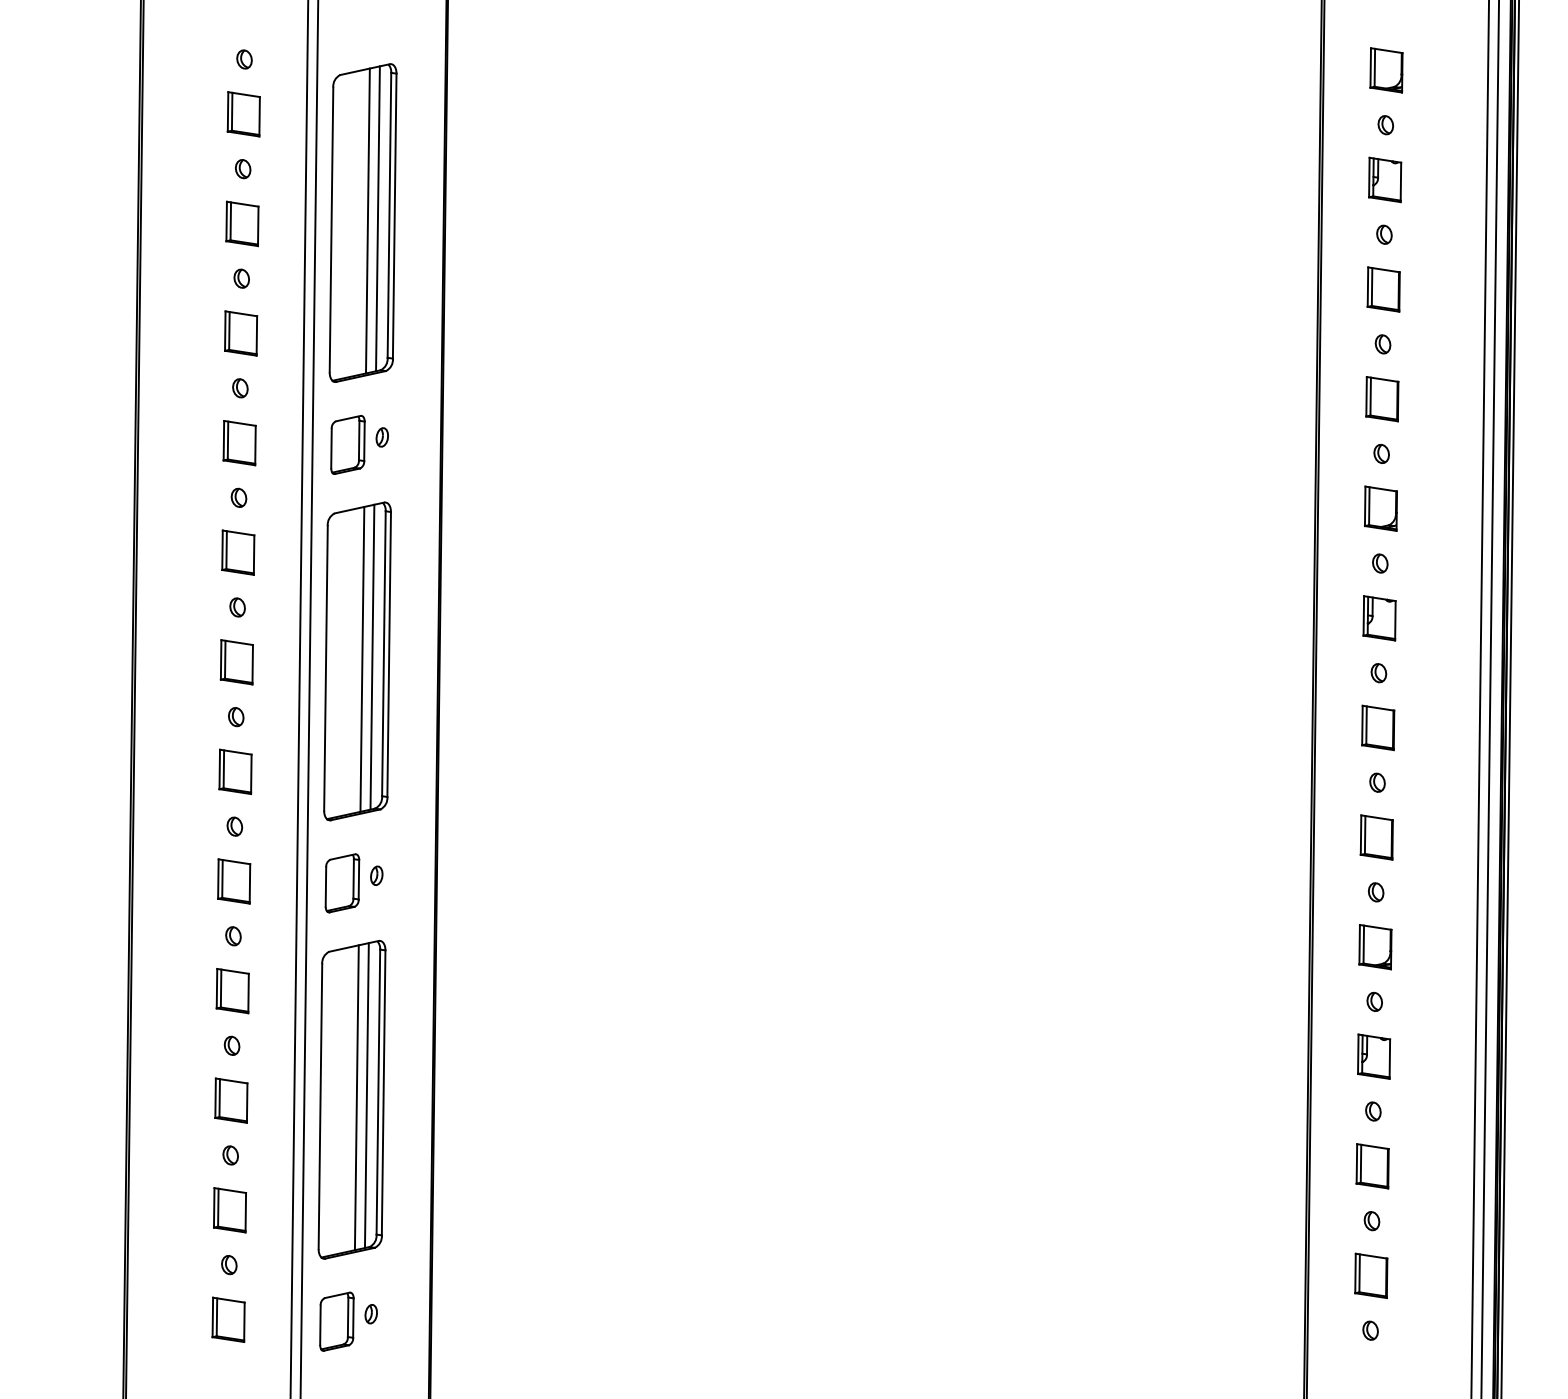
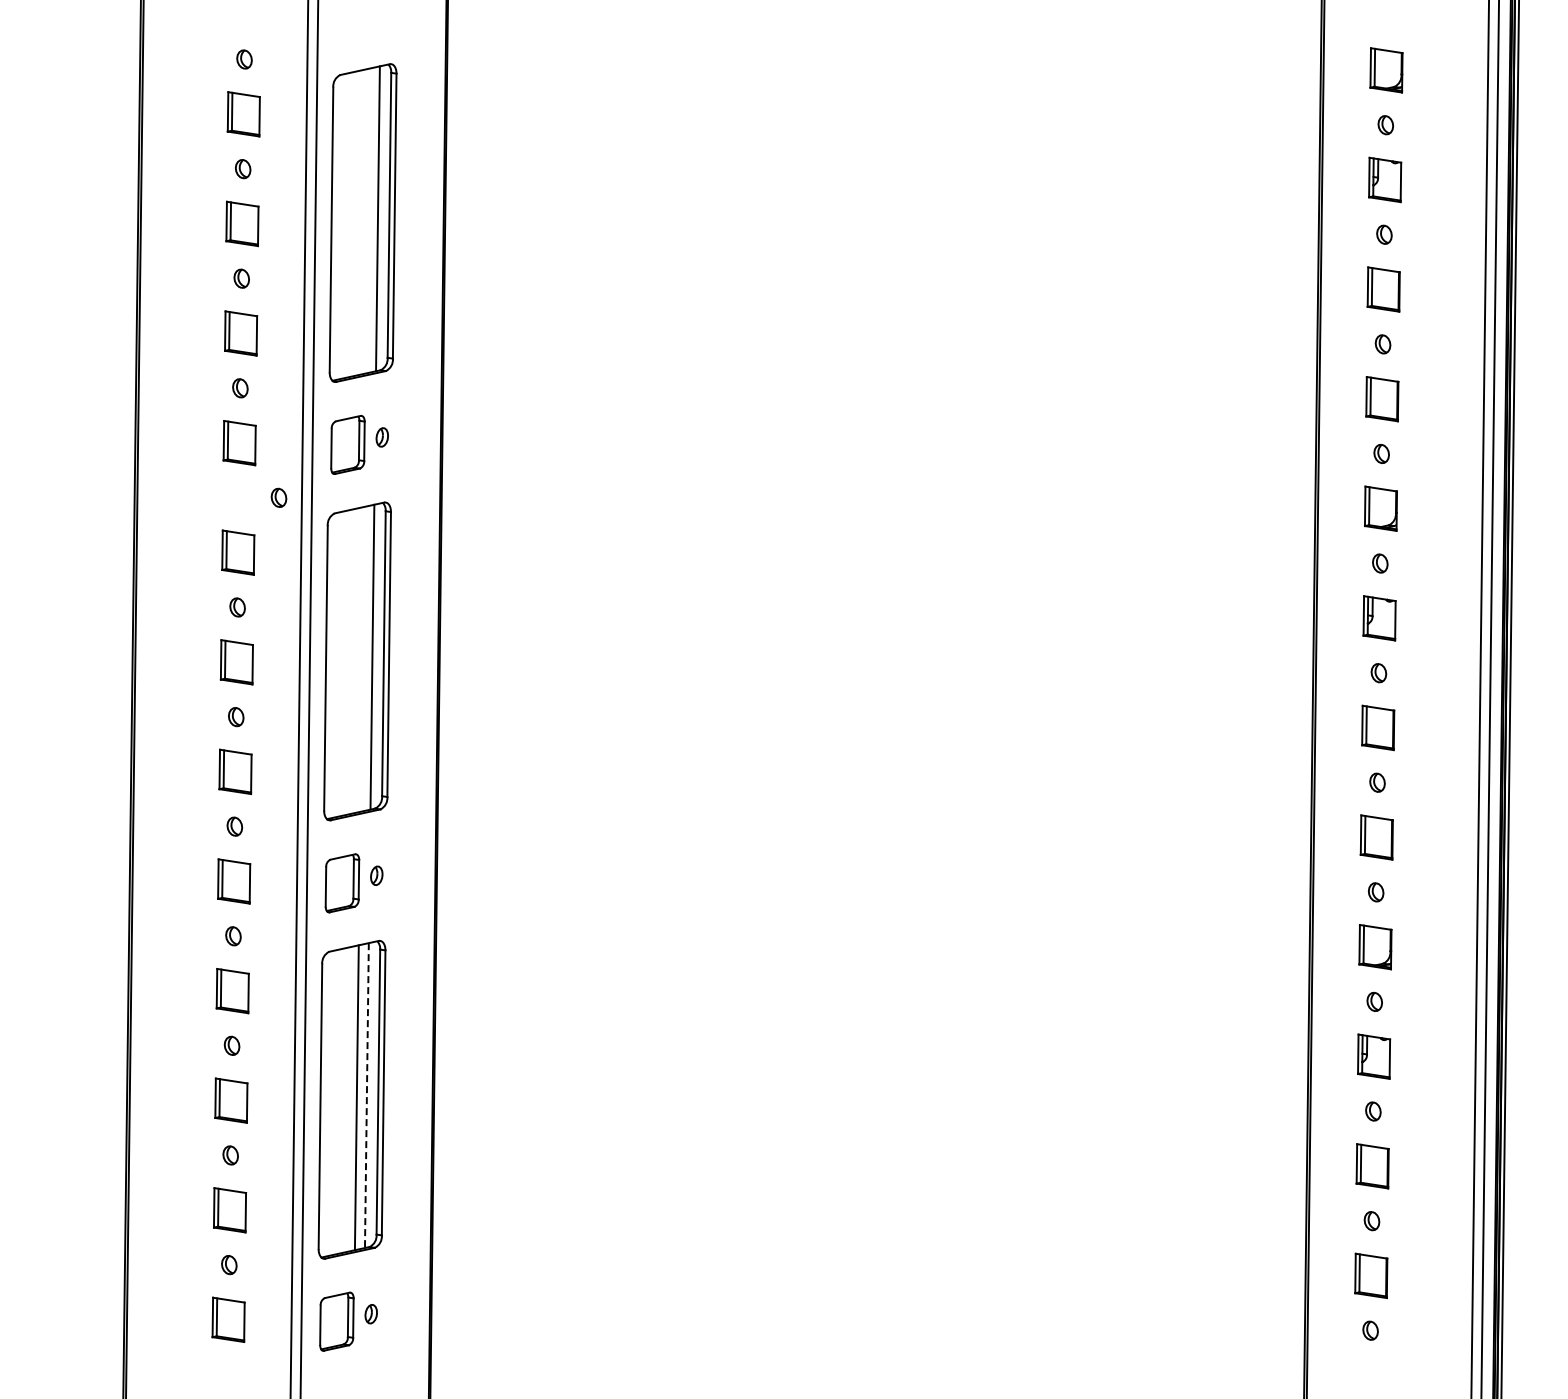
line: present -> none (367, 220)
part position: (238, 497) -> (278, 497) (278, 497)
line: present -> none (362, 658)
line: solid -> dashed (366, 1096)
